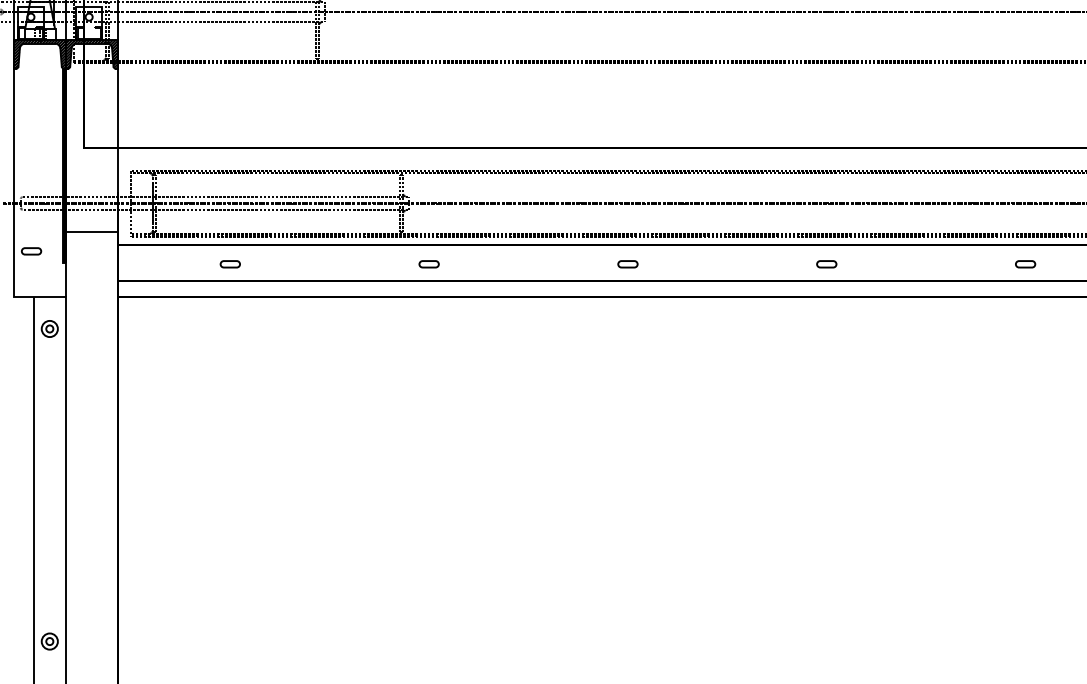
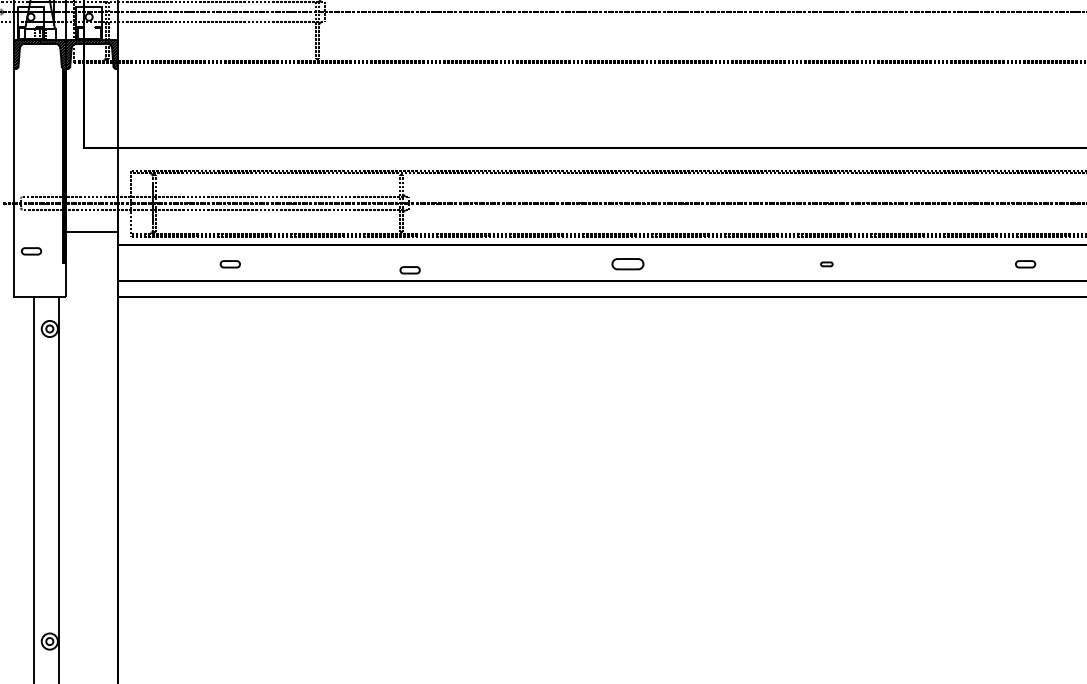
part position: (428, 264) -> (409, 270) (409, 270)
part size: 22x9 px -> 34x13 px (627, 264)
part size: 22x9 px -> 14x7 px (826, 264)
line position: (66, 488) -> (59, 488) (59, 488)
